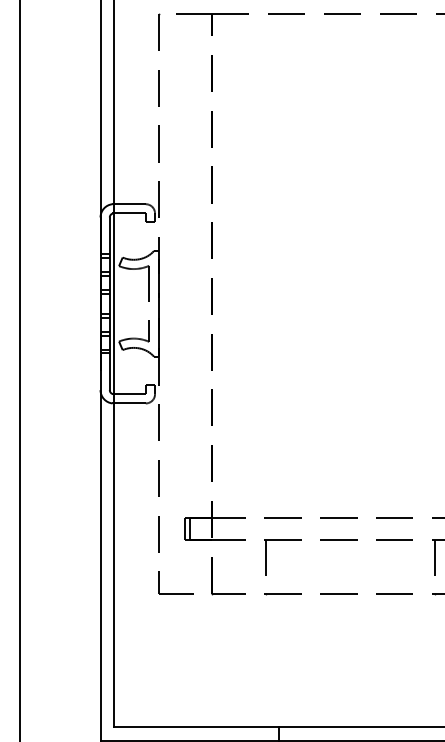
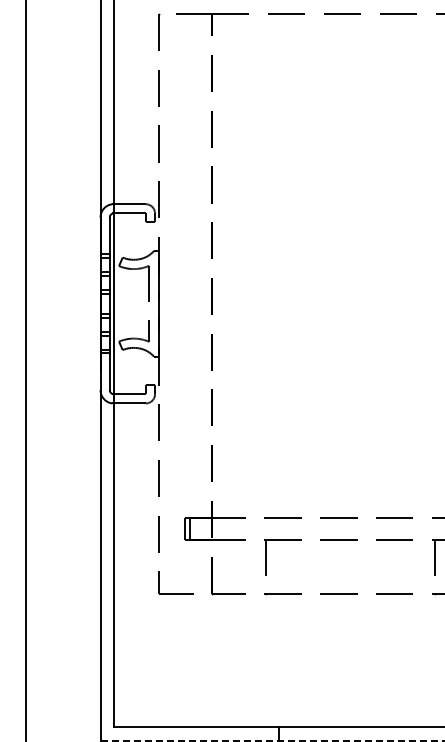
line position: (20, 370) -> (26, 370) (26, 370)
line: solid -> dashed (272, 740)
